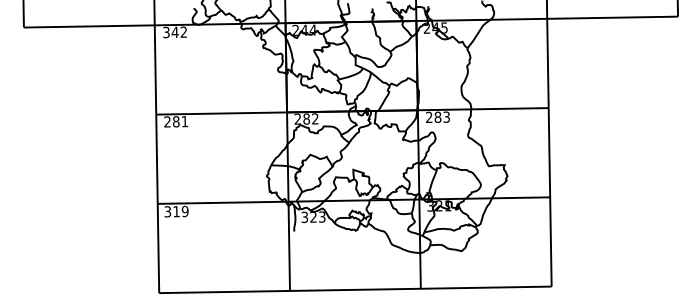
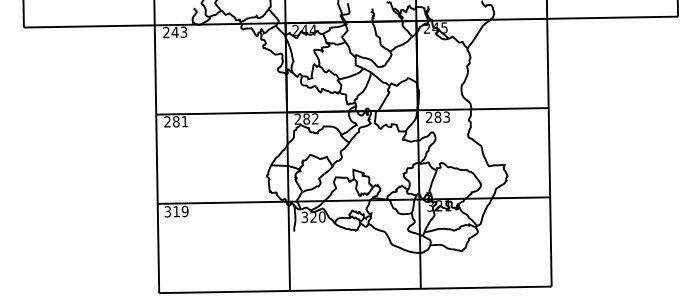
text: 342 -> 243 (175, 32)
text: 323 -> 320 (321, 216)
